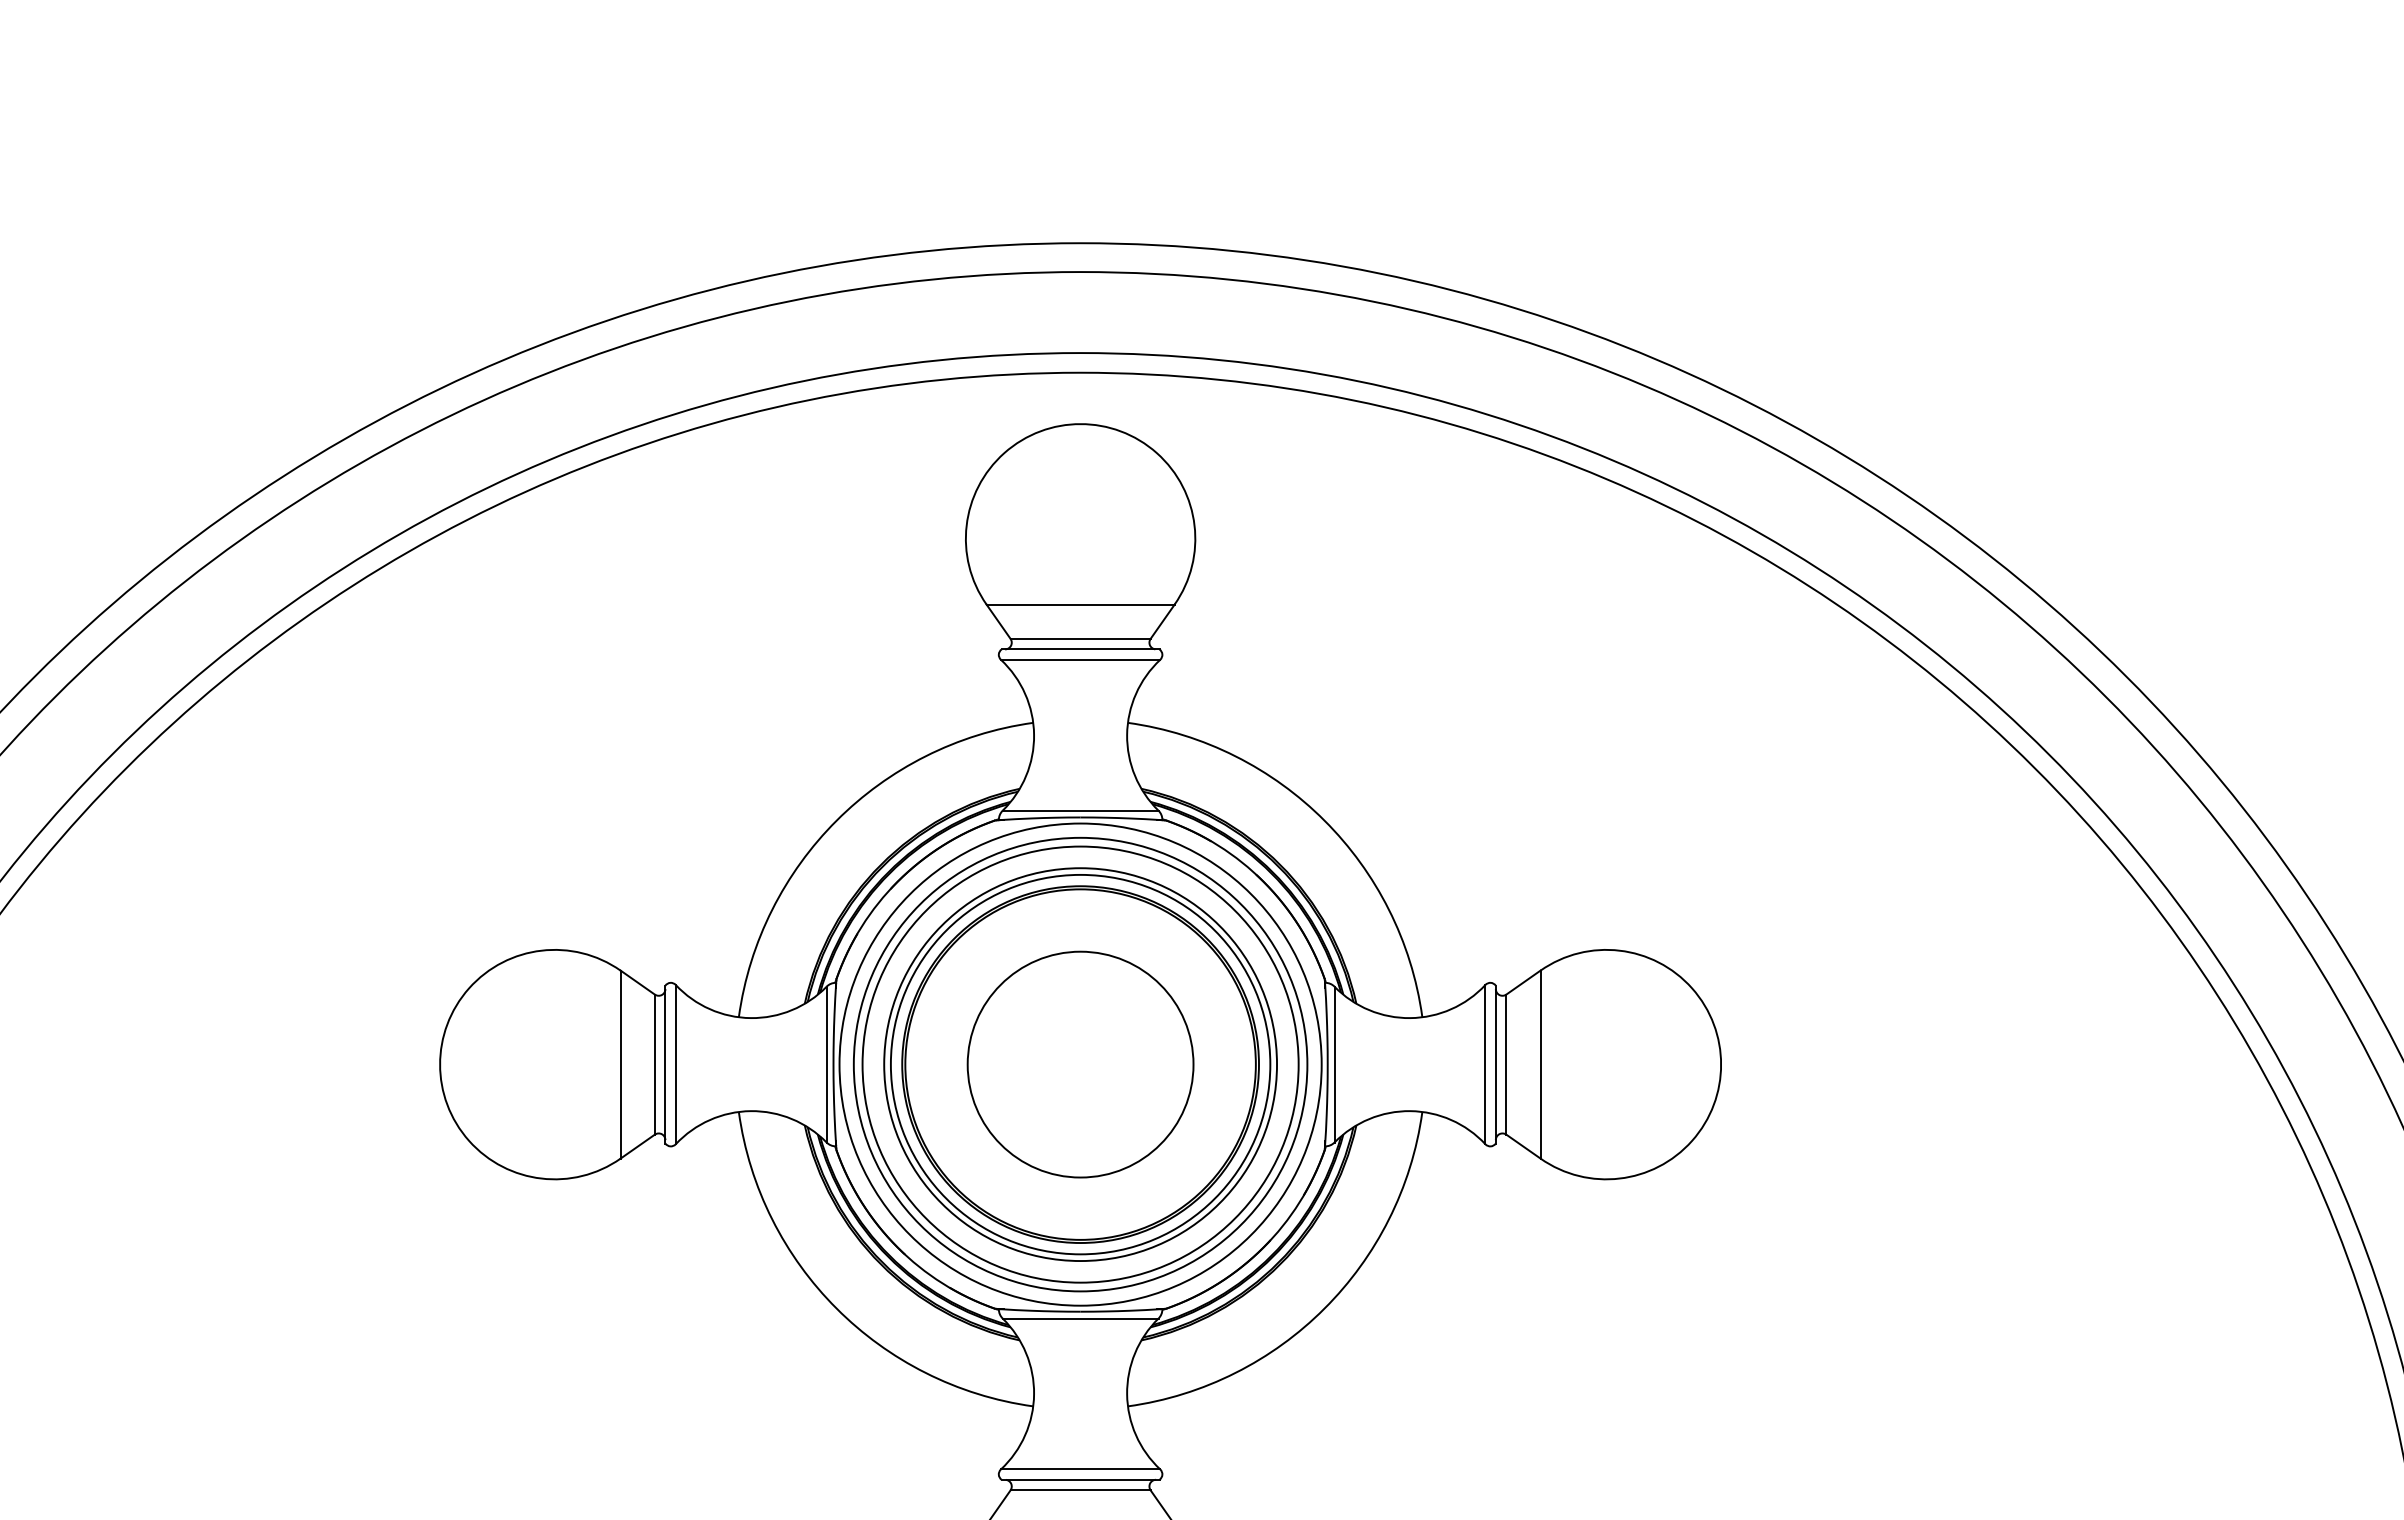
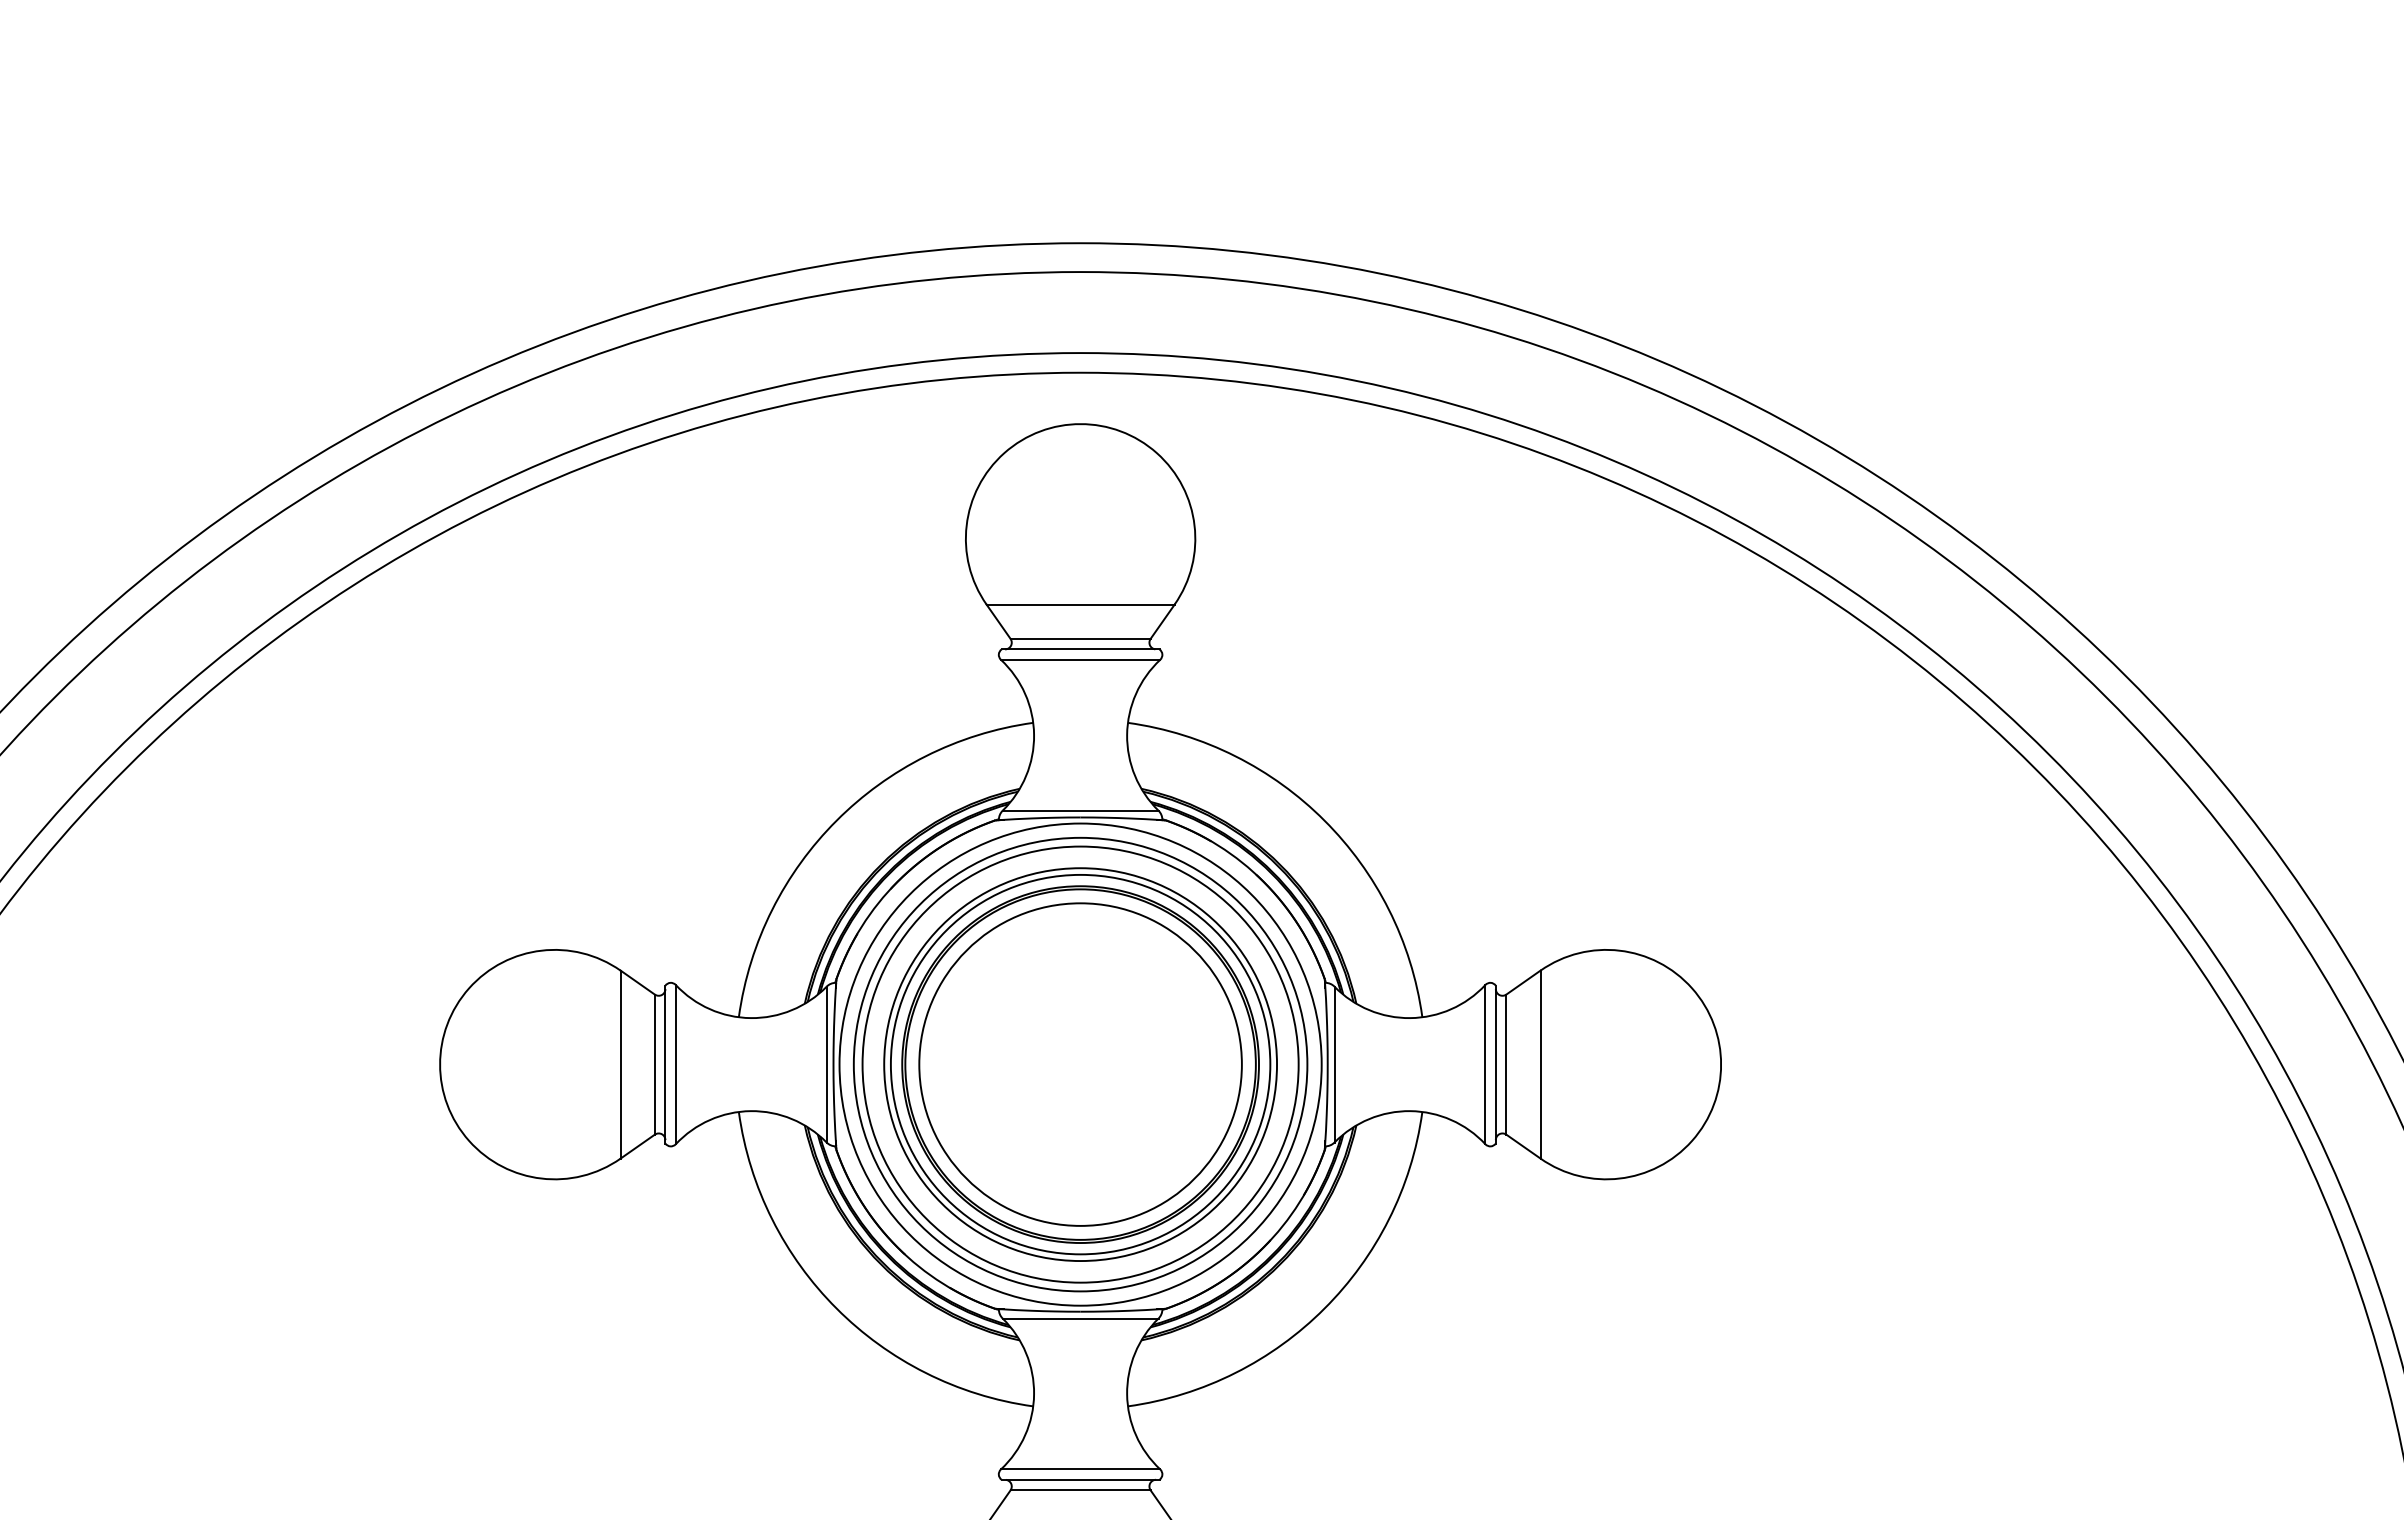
circle diameter: 226 px -> 323 px (1080, 1064)
